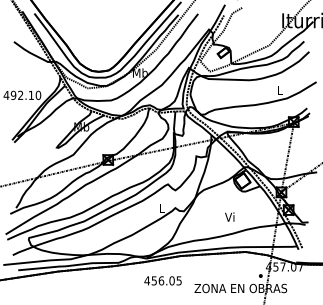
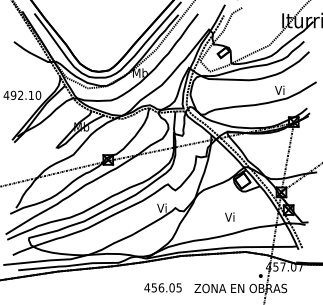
text: L -> Vi (279, 89)
text: L -> Vi (161, 207)
text position: (162, 280) -> (162, 287) (162, 287)
